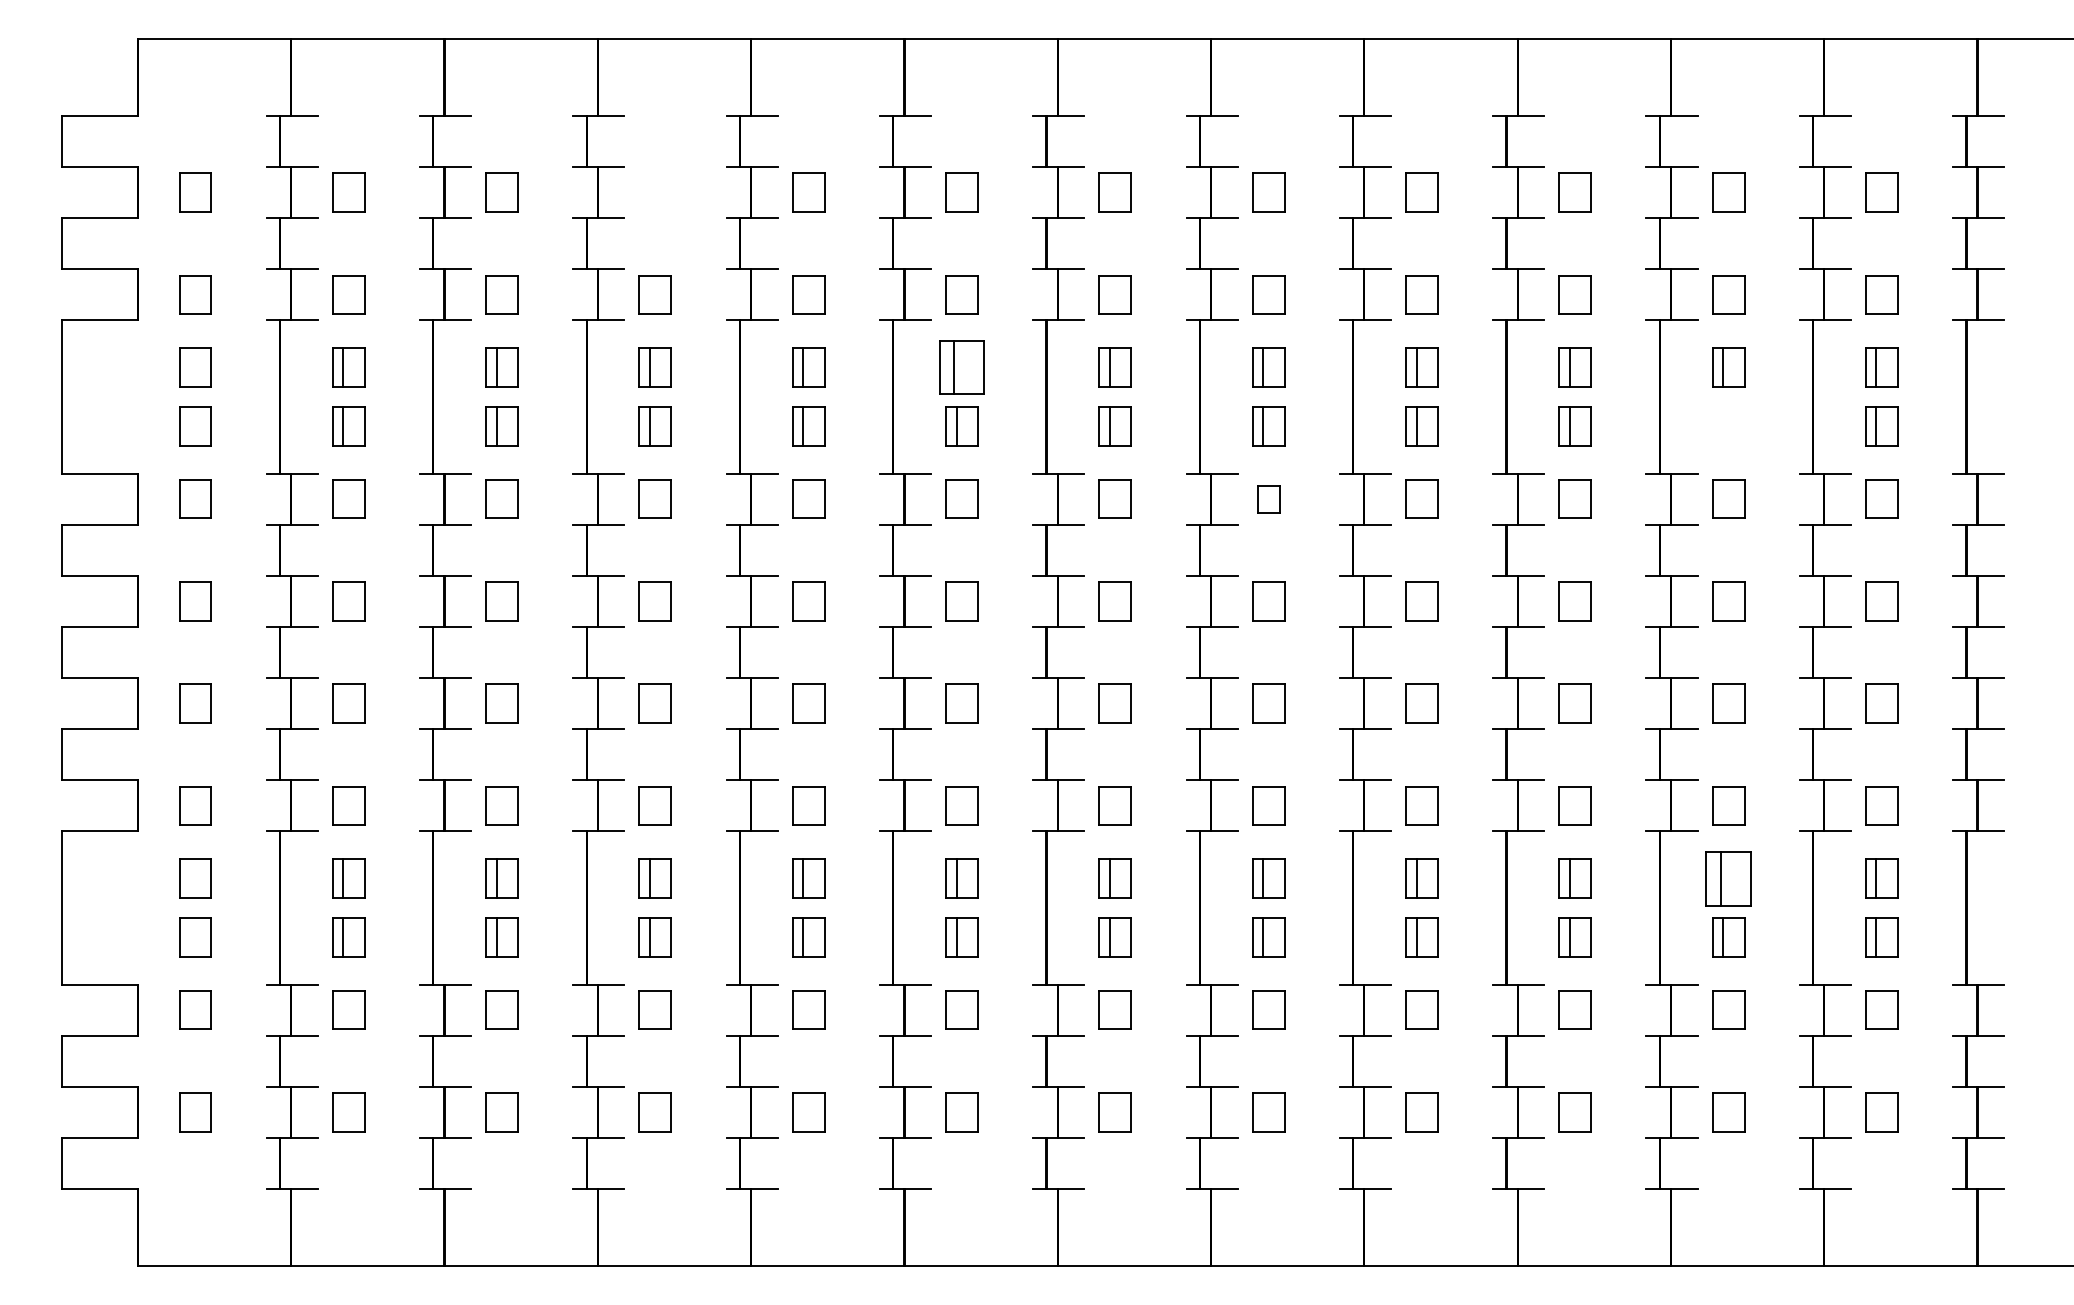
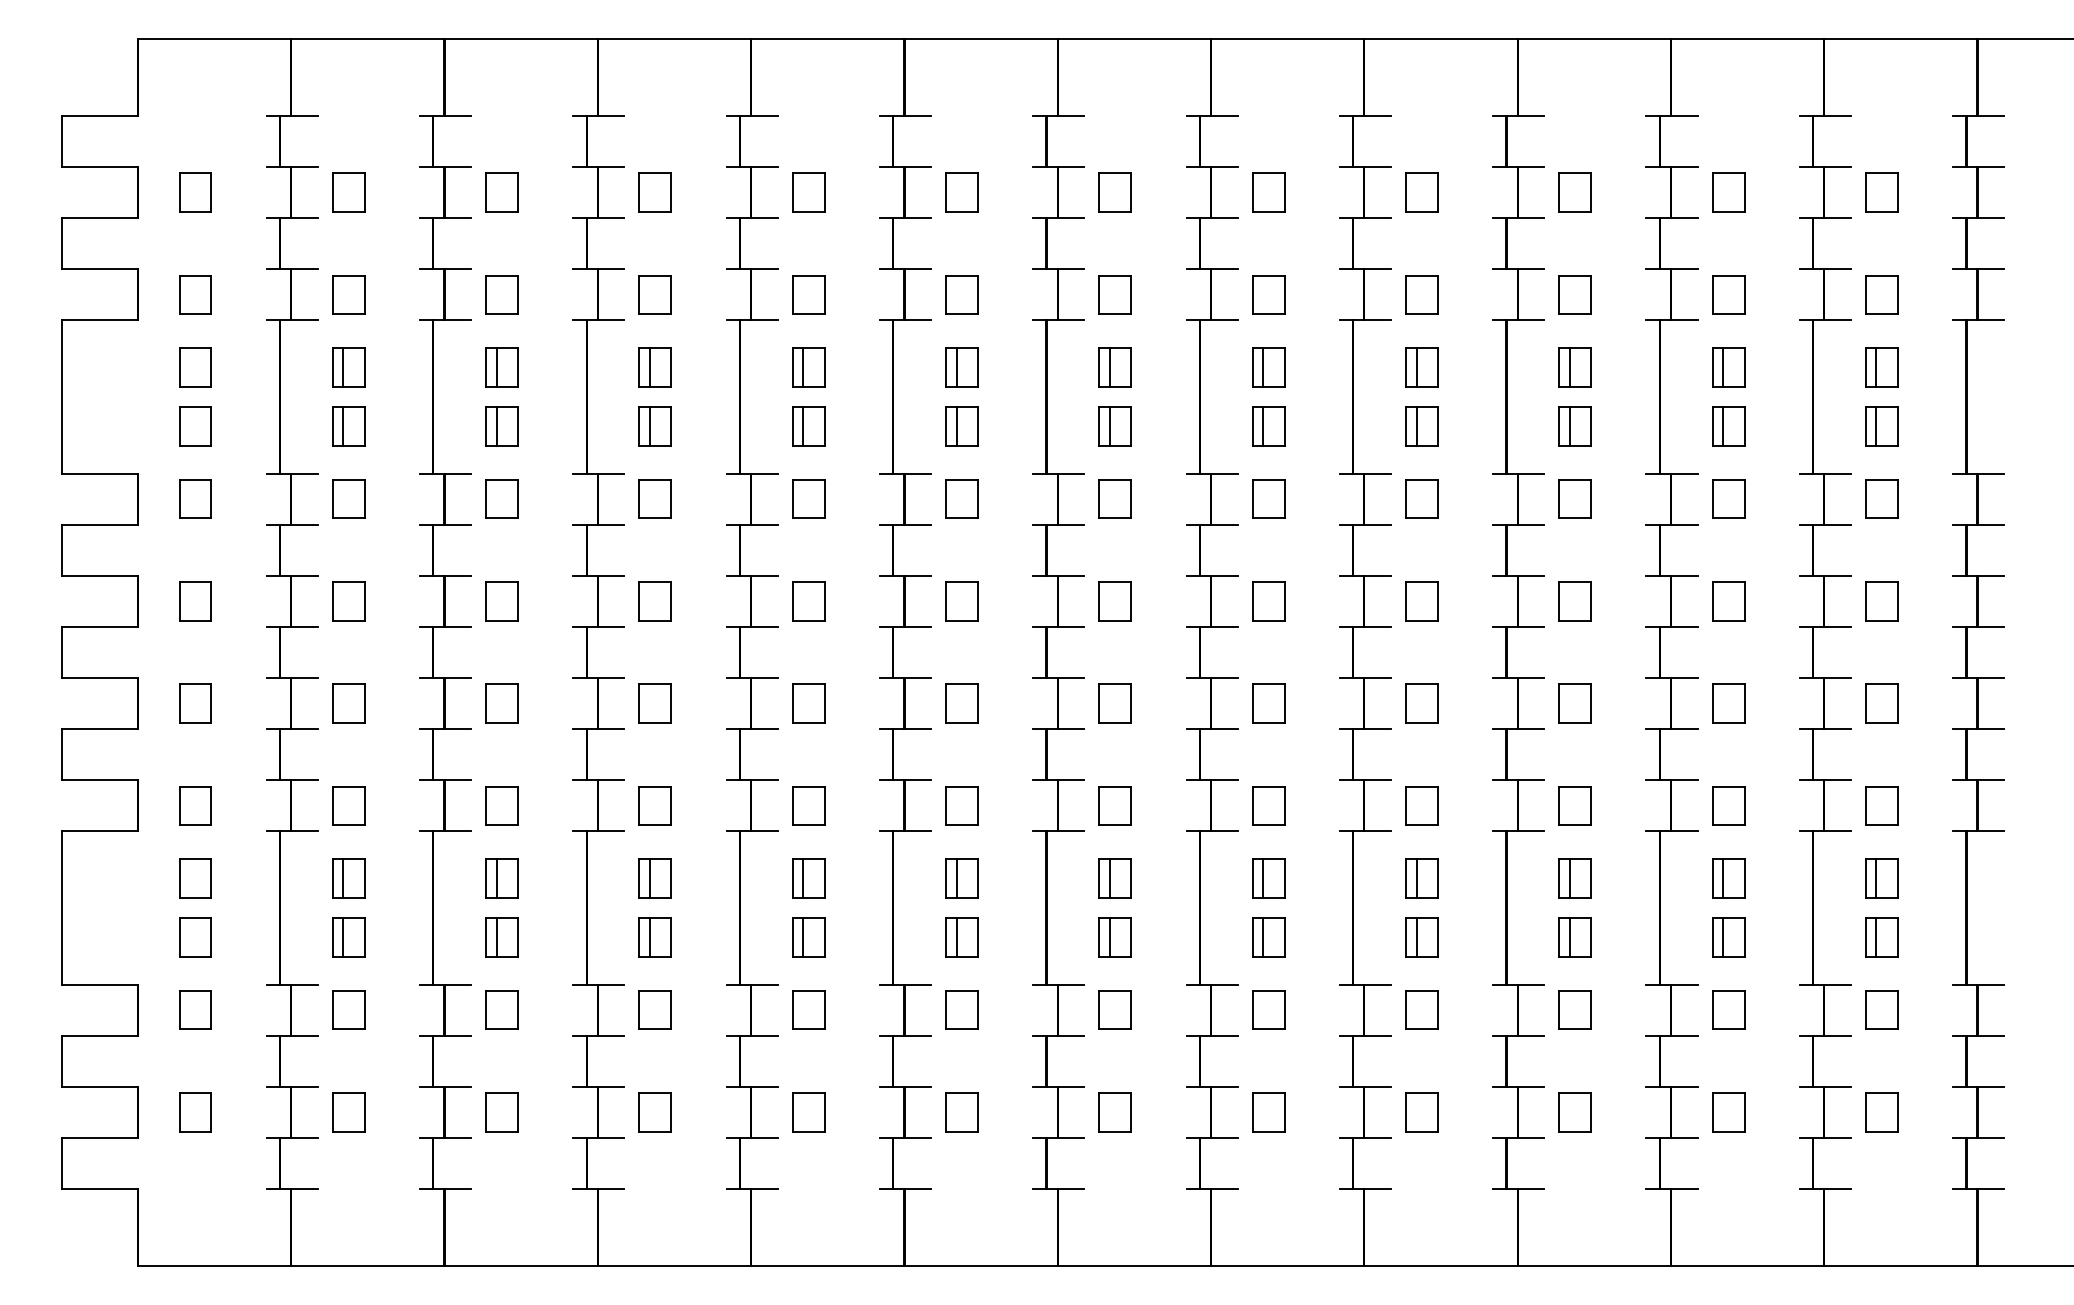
part: none -> present (654, 192)
part size: 46x55 px -> 34x41 px (961, 367)
part: none -> present (1728, 426)
part size: 24x29 px -> 34x40 px (1268, 498)
part size: 47x56 px -> 34x41 px (1728, 878)
